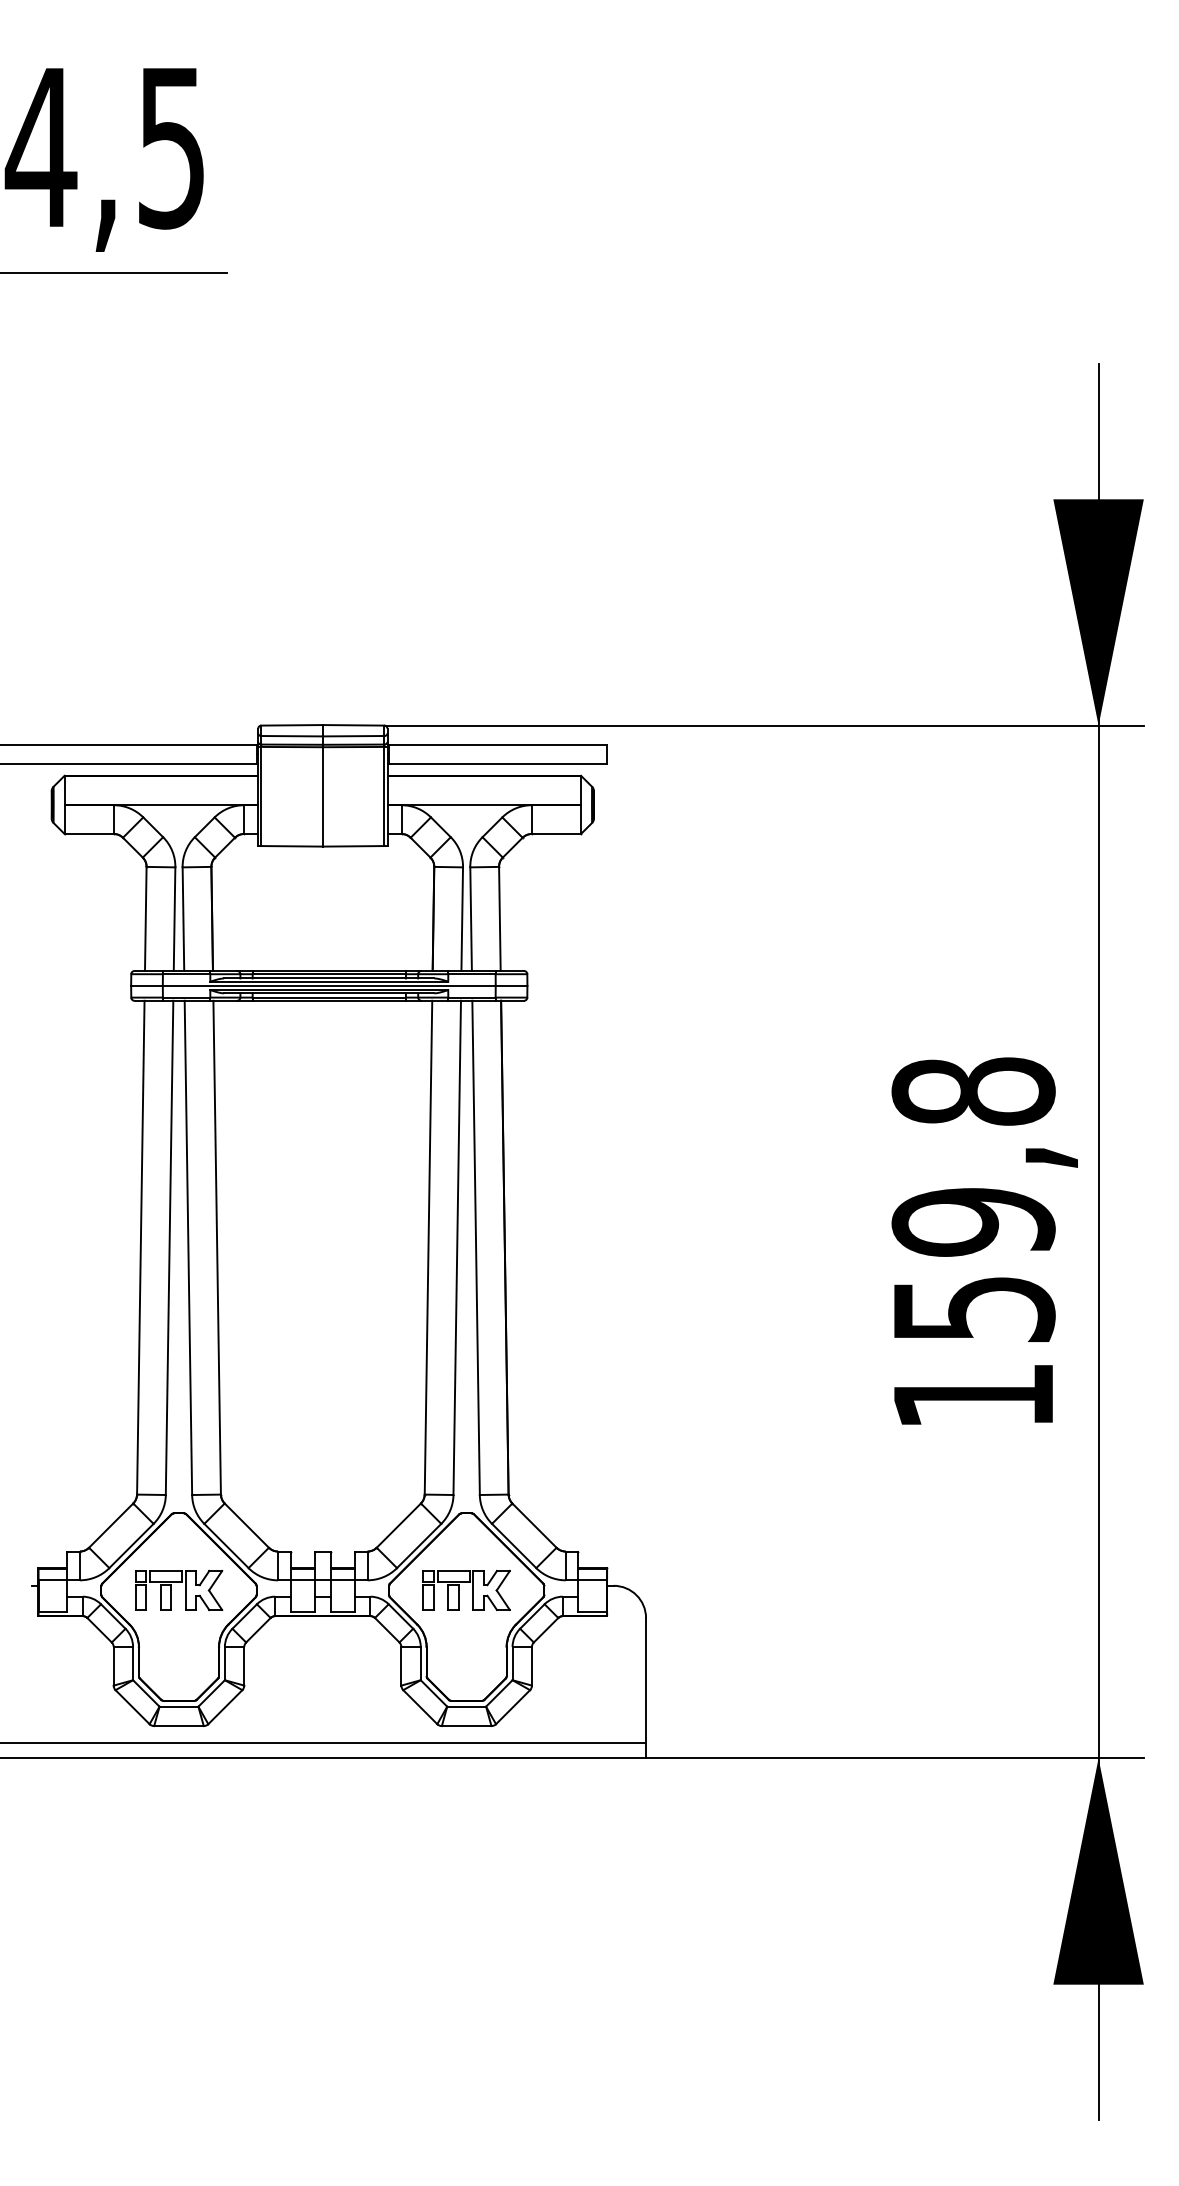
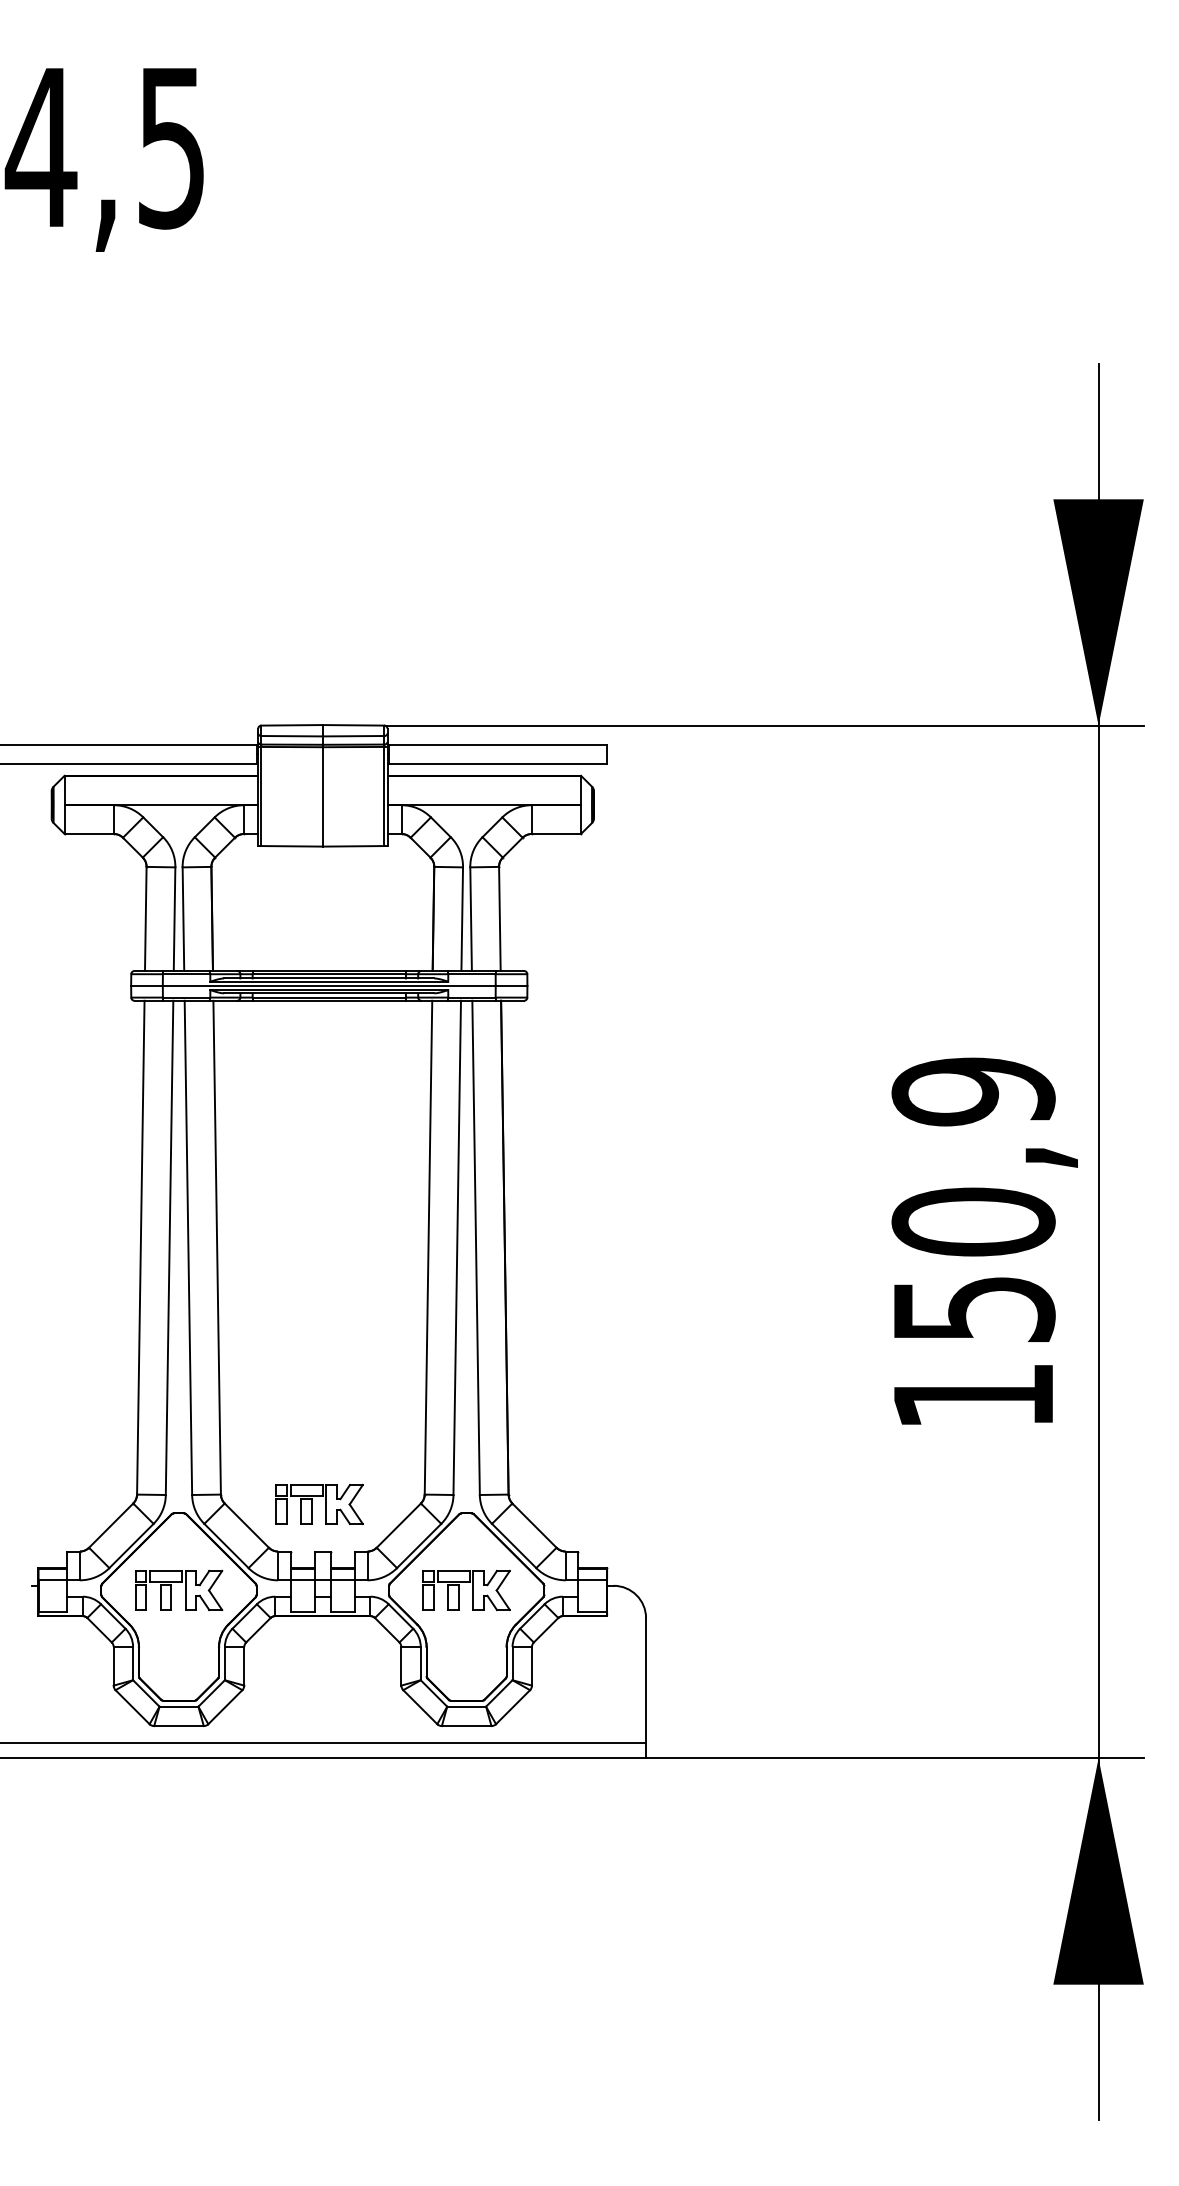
line: present -> none (114, 272)
text: 159,8 -> 150,9 (973, 1156)
part: none -> present (319, 1504)
